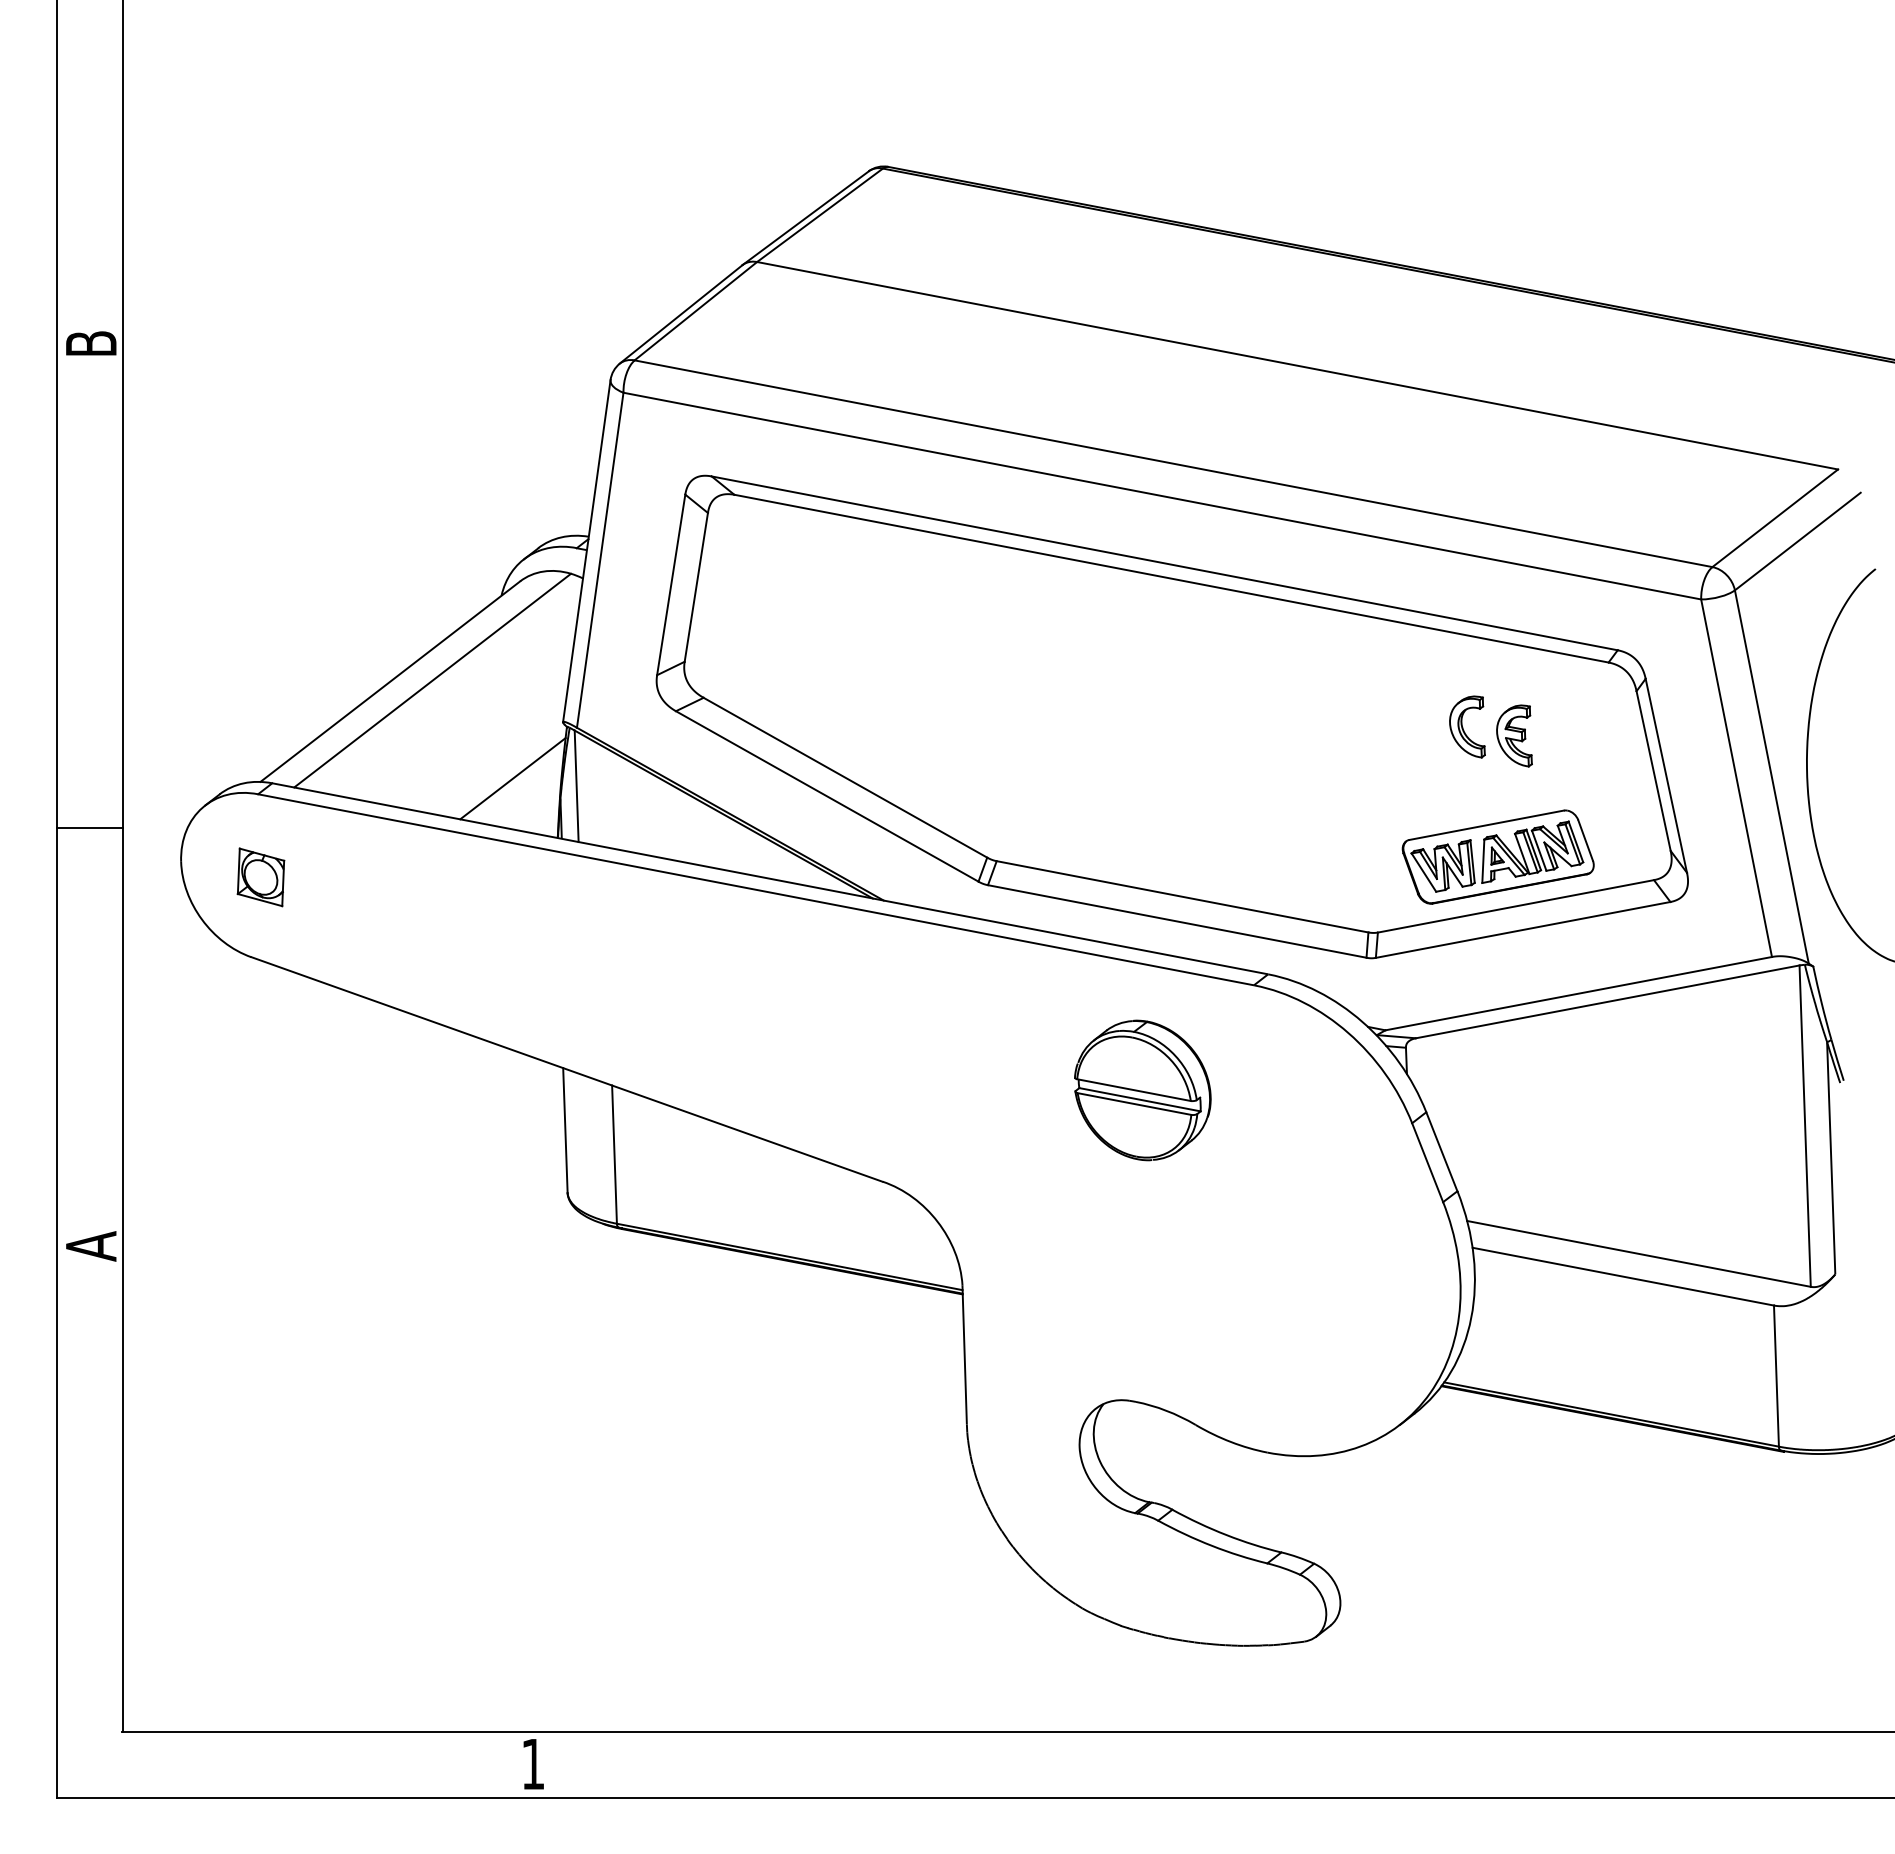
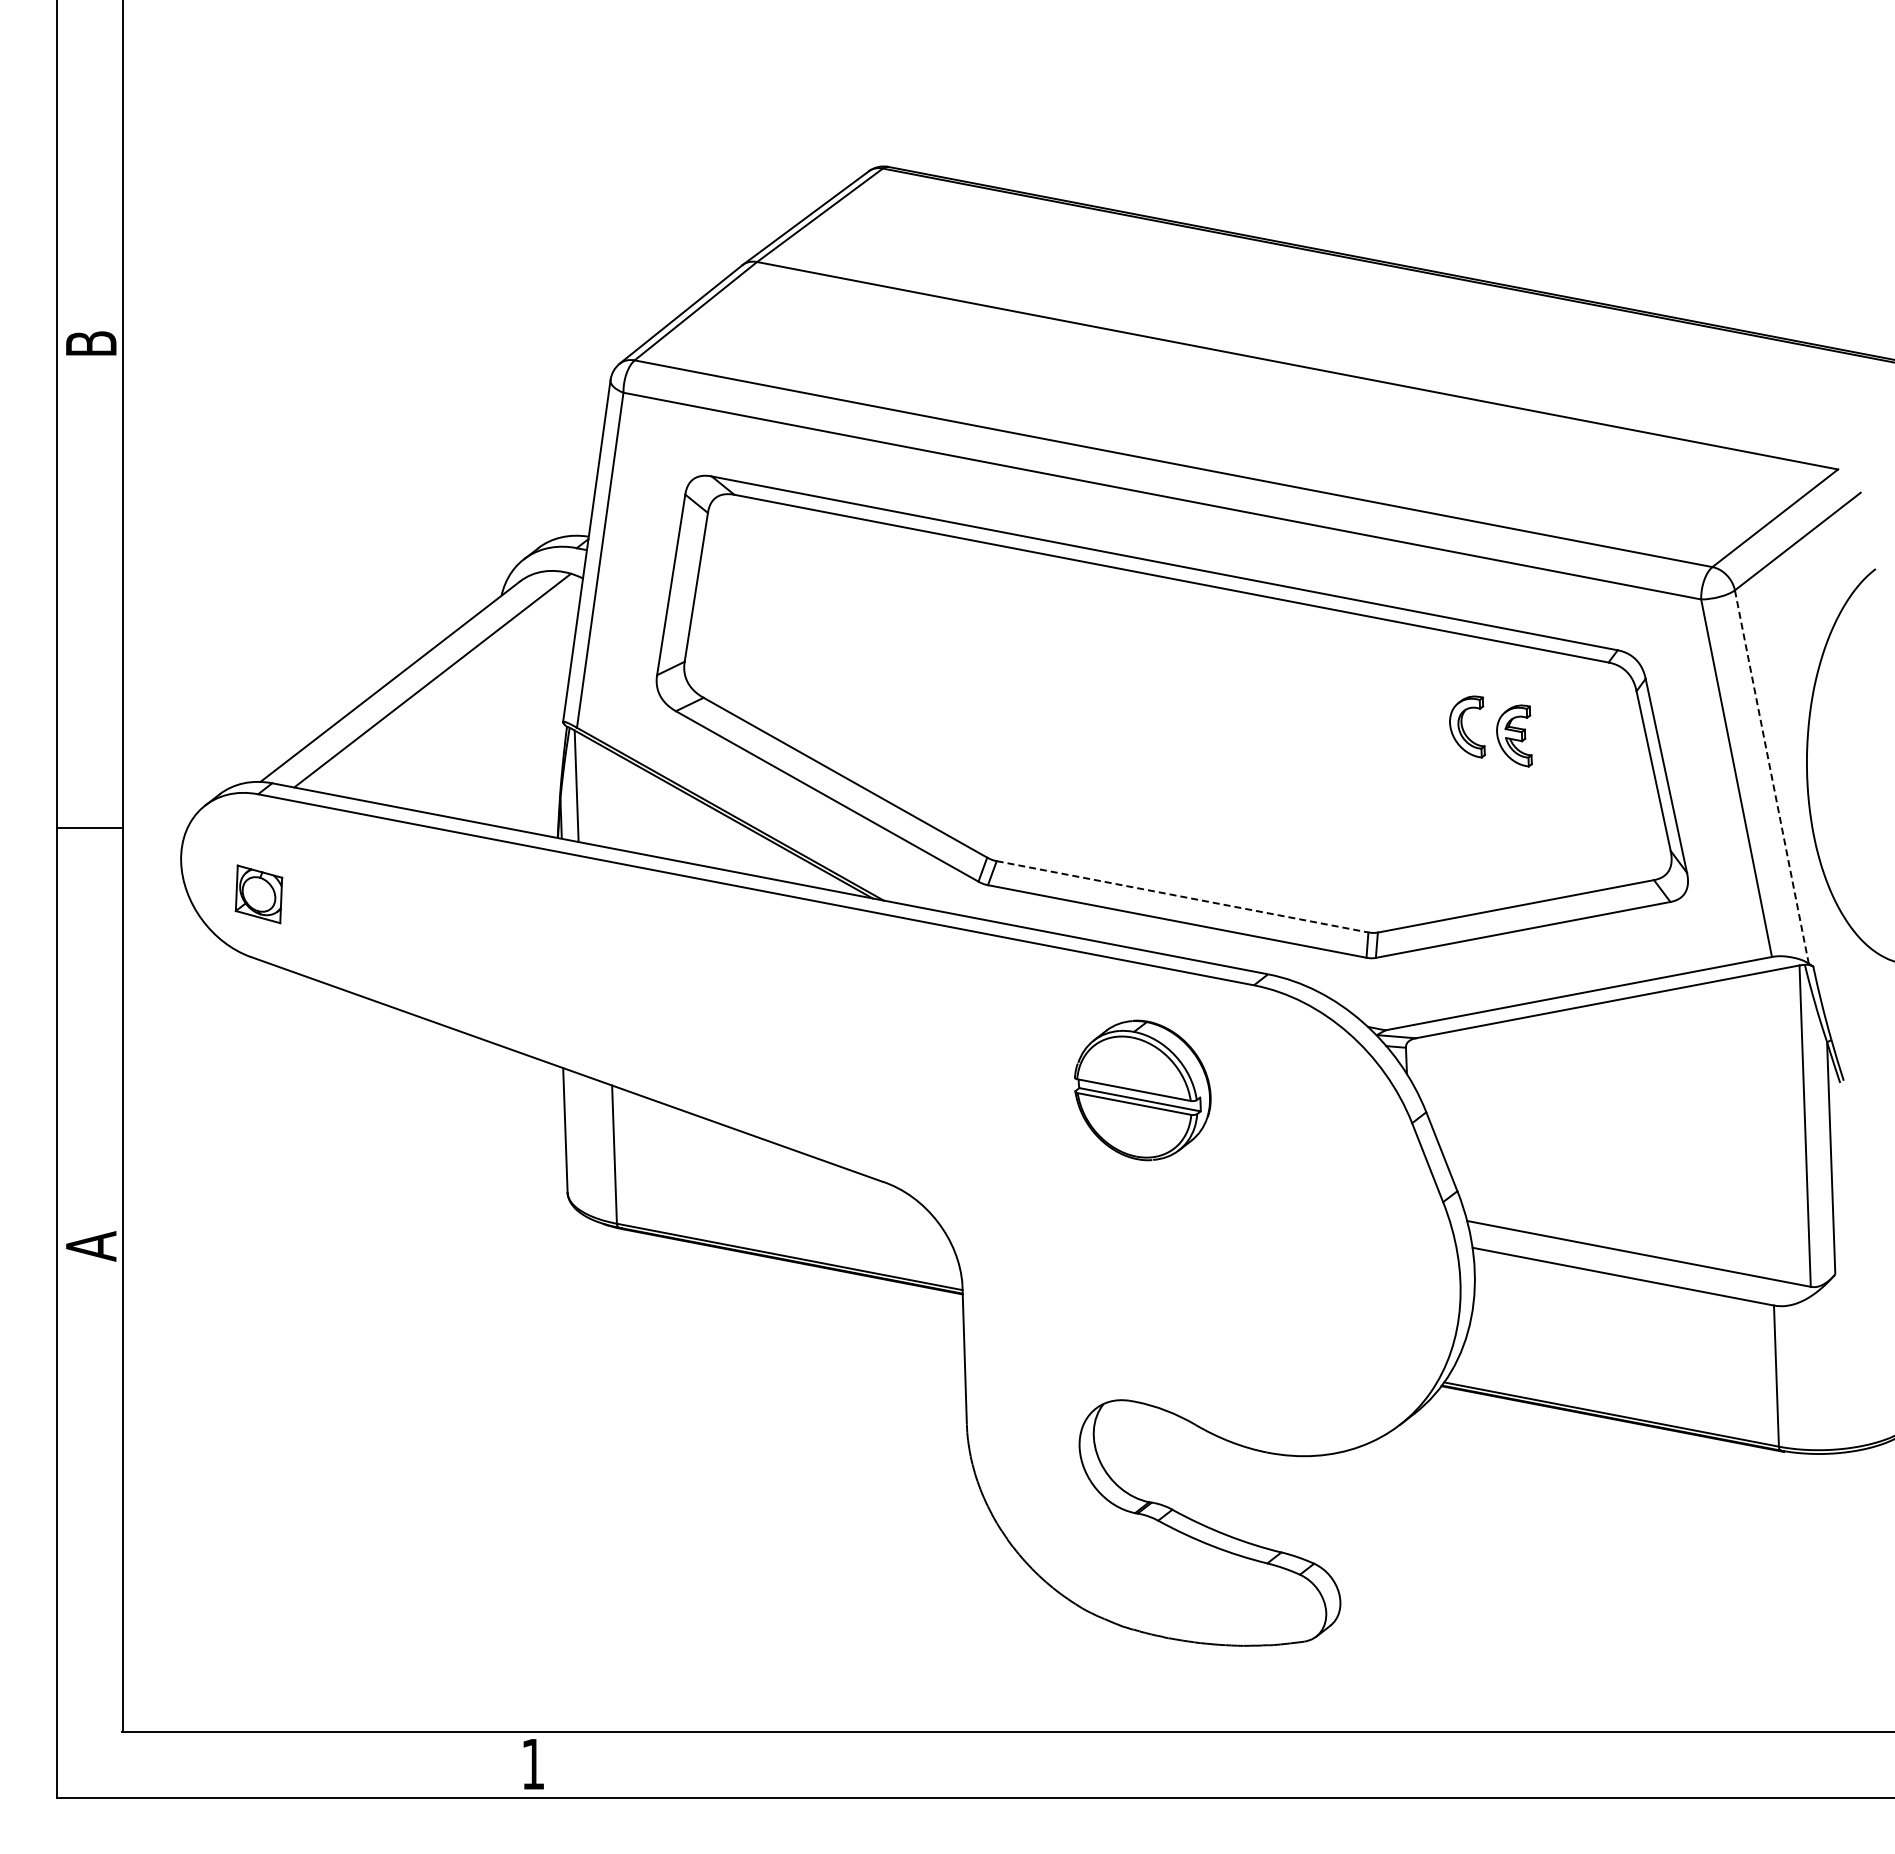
line: solid -> dashed (1771, 777)
line: present -> none (512, 778)
part: present -> none (1497, 856)
part position: (260, 877) -> (258, 894) (258, 894)
line: solid -> dashed (1183, 896)
